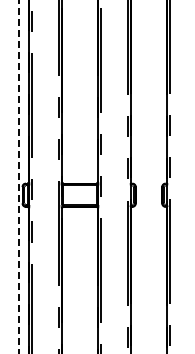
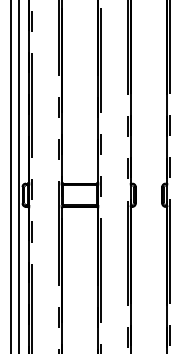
line: none -> present (10, 176)
line: dashed -> solid (19, 177)
